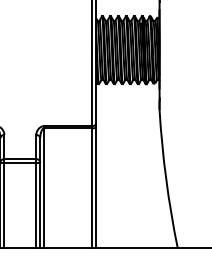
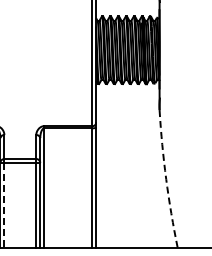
arc: solid -> dashed (166, 179)
line: solid -> dashed (4, 205)
